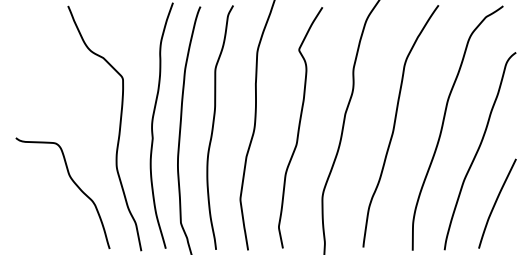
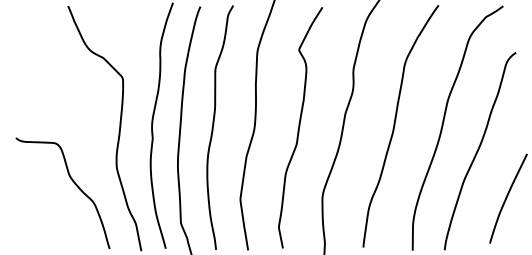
curve position: (496, 203) -> (507, 198) (507, 198)
